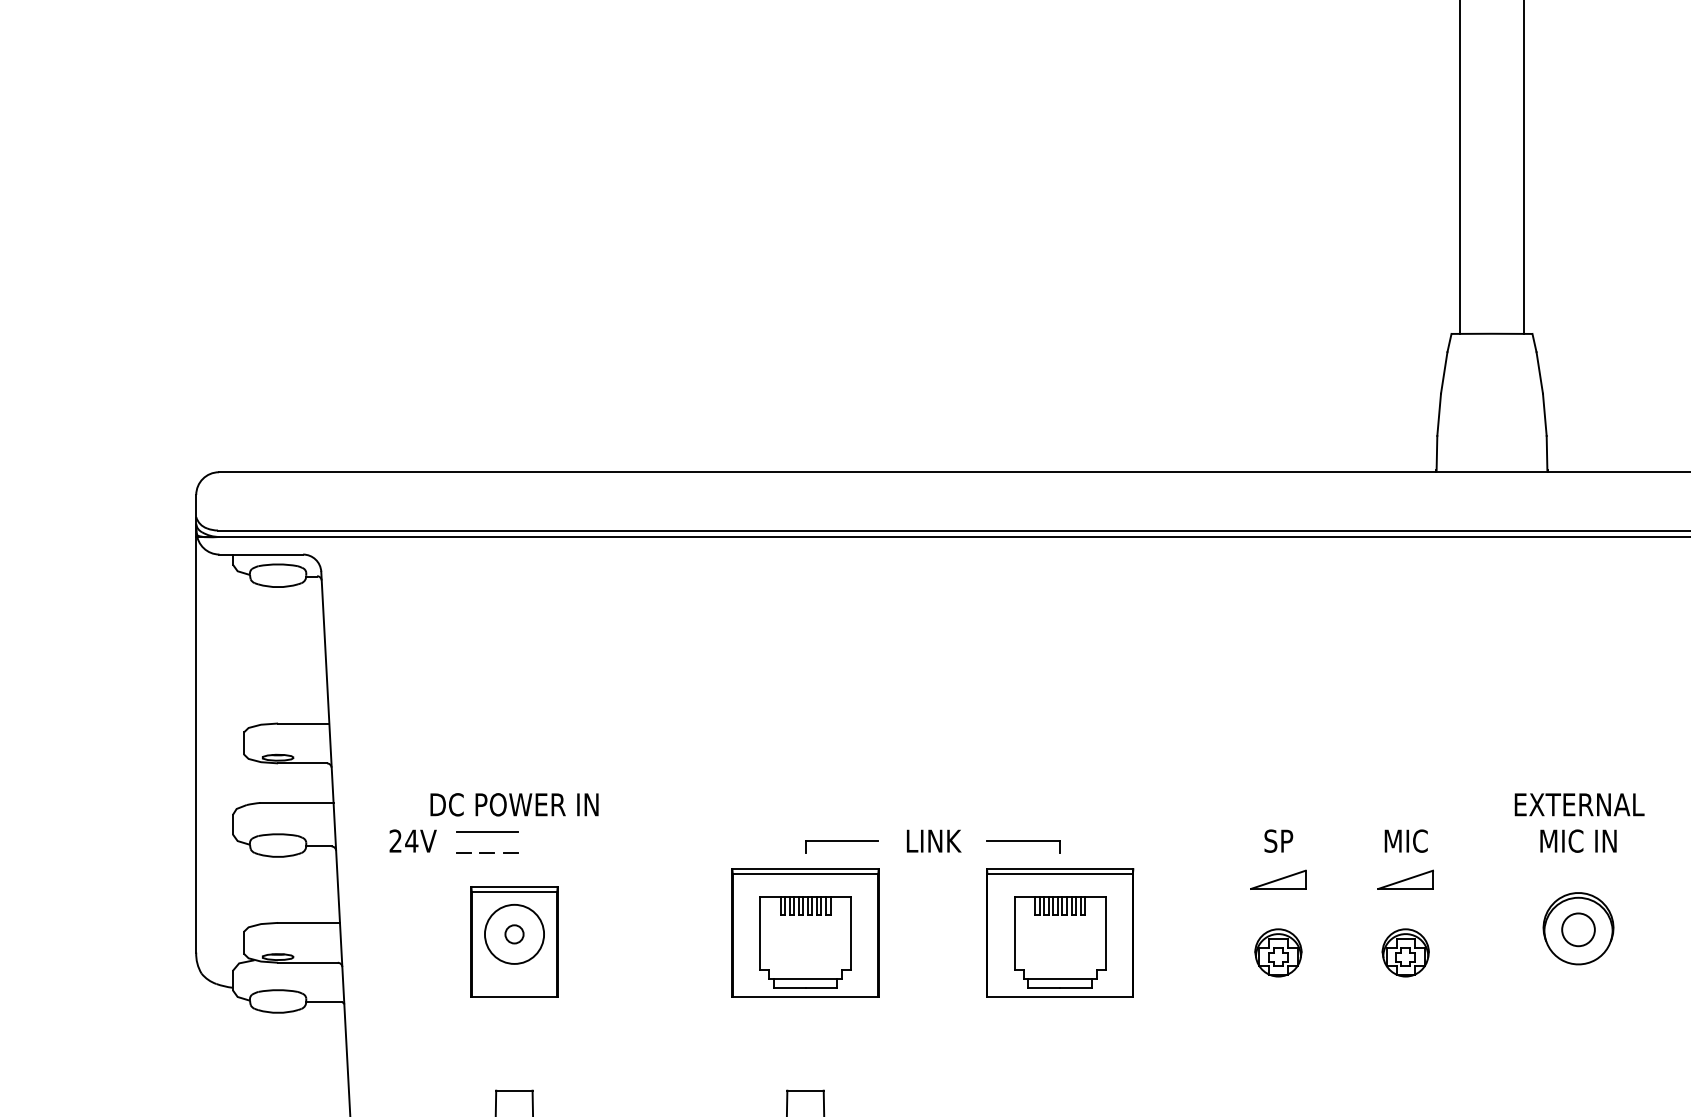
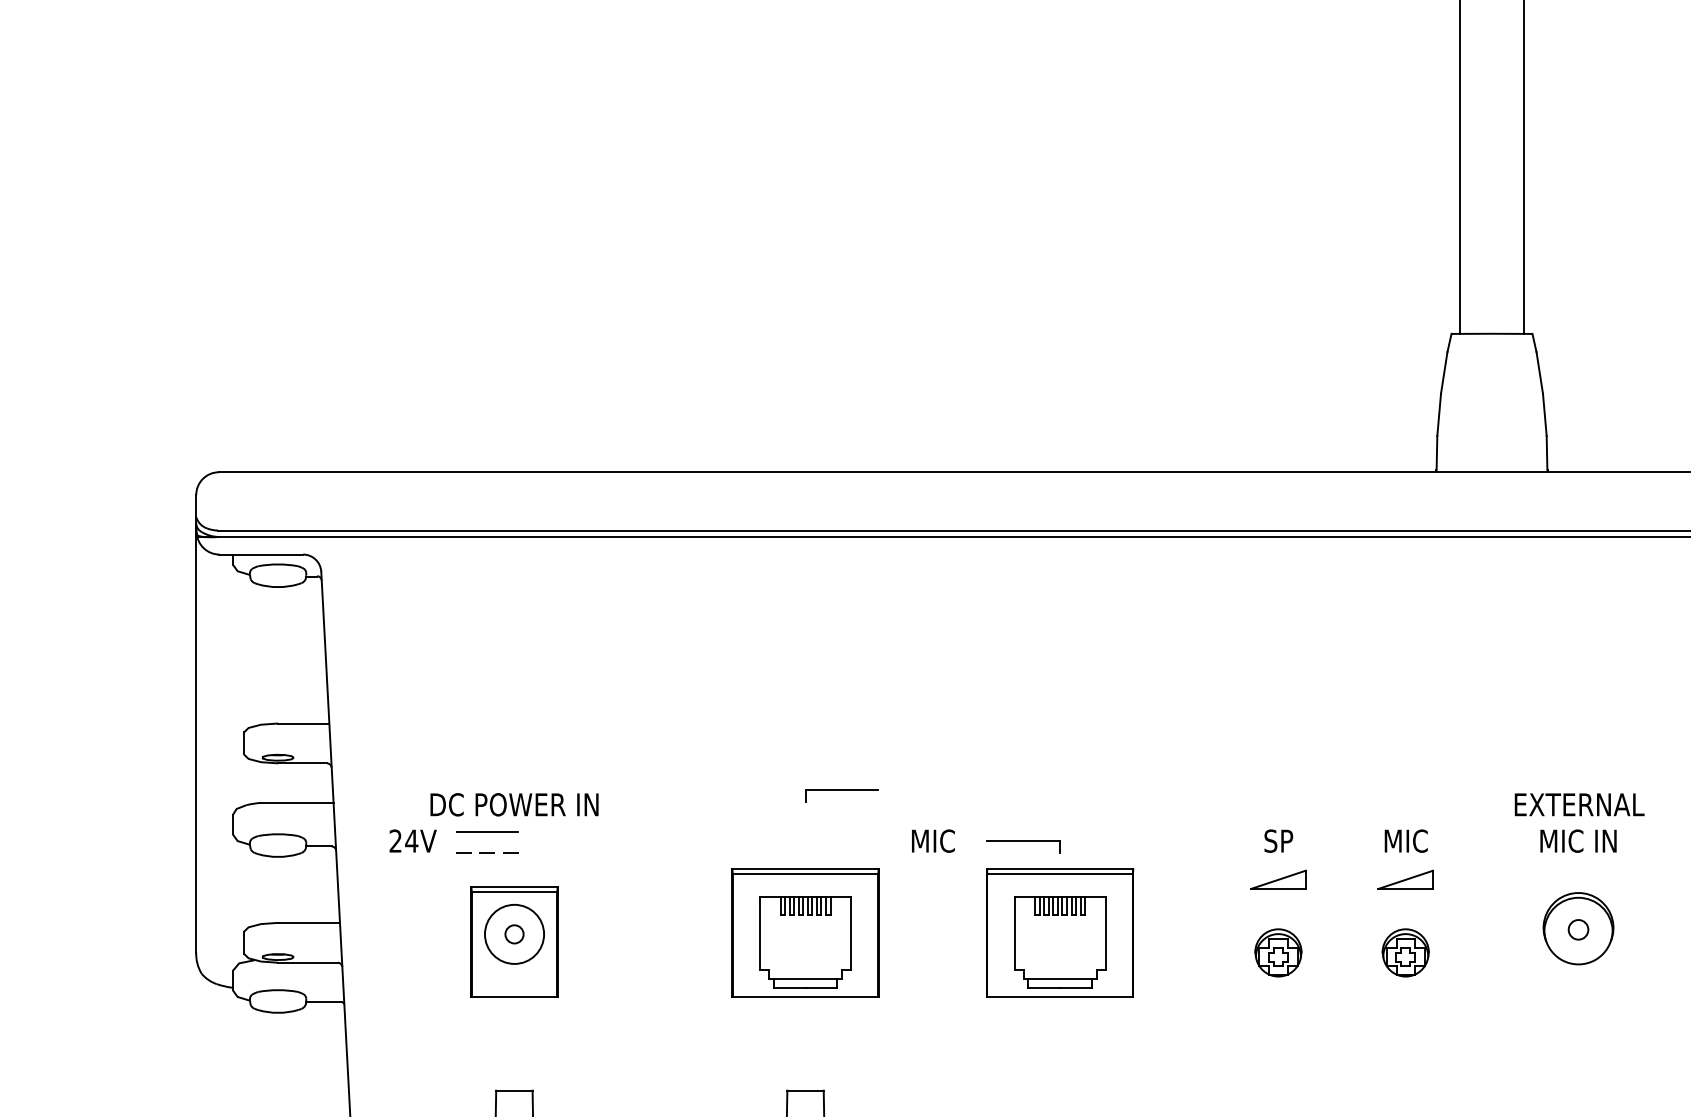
text: LINK -> MIC (933, 840)
part position: (841, 846) -> (841, 795) (841, 795)
circle diameter: 33 px -> 20 px (1578, 929)
